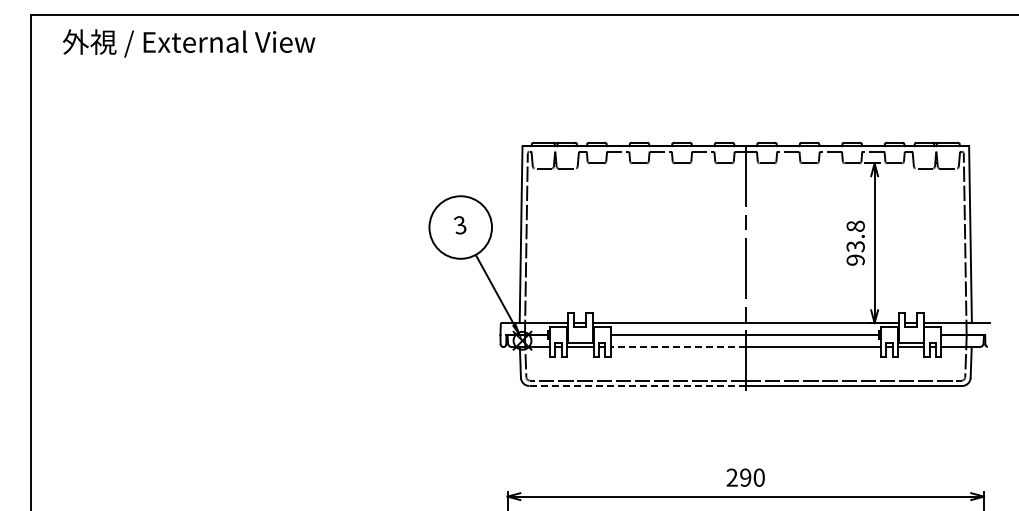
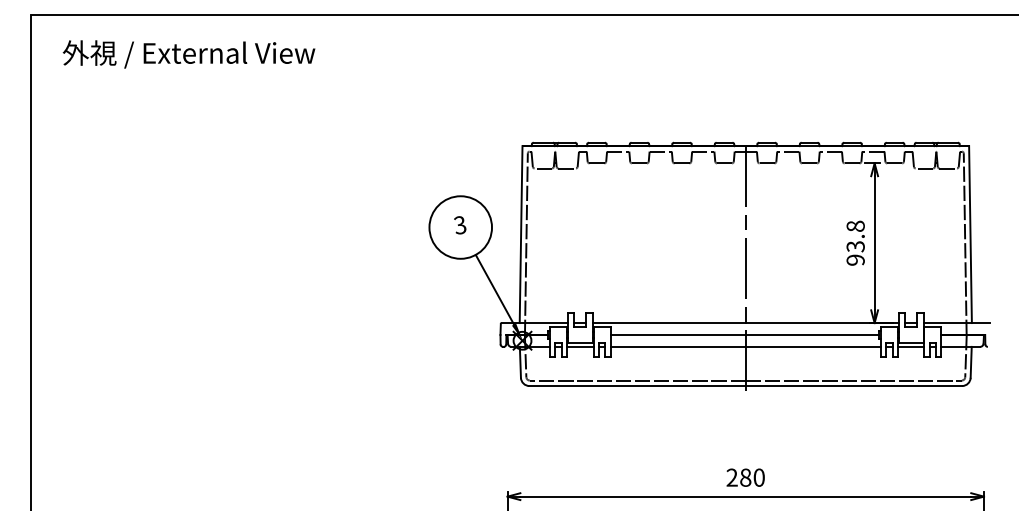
text position: (188, 43) -> (188, 54) (188, 54)
line: dashed -> solid (678, 346)
line: dashed -> solid (636, 386)
text: 290 -> 280 (745, 477)
